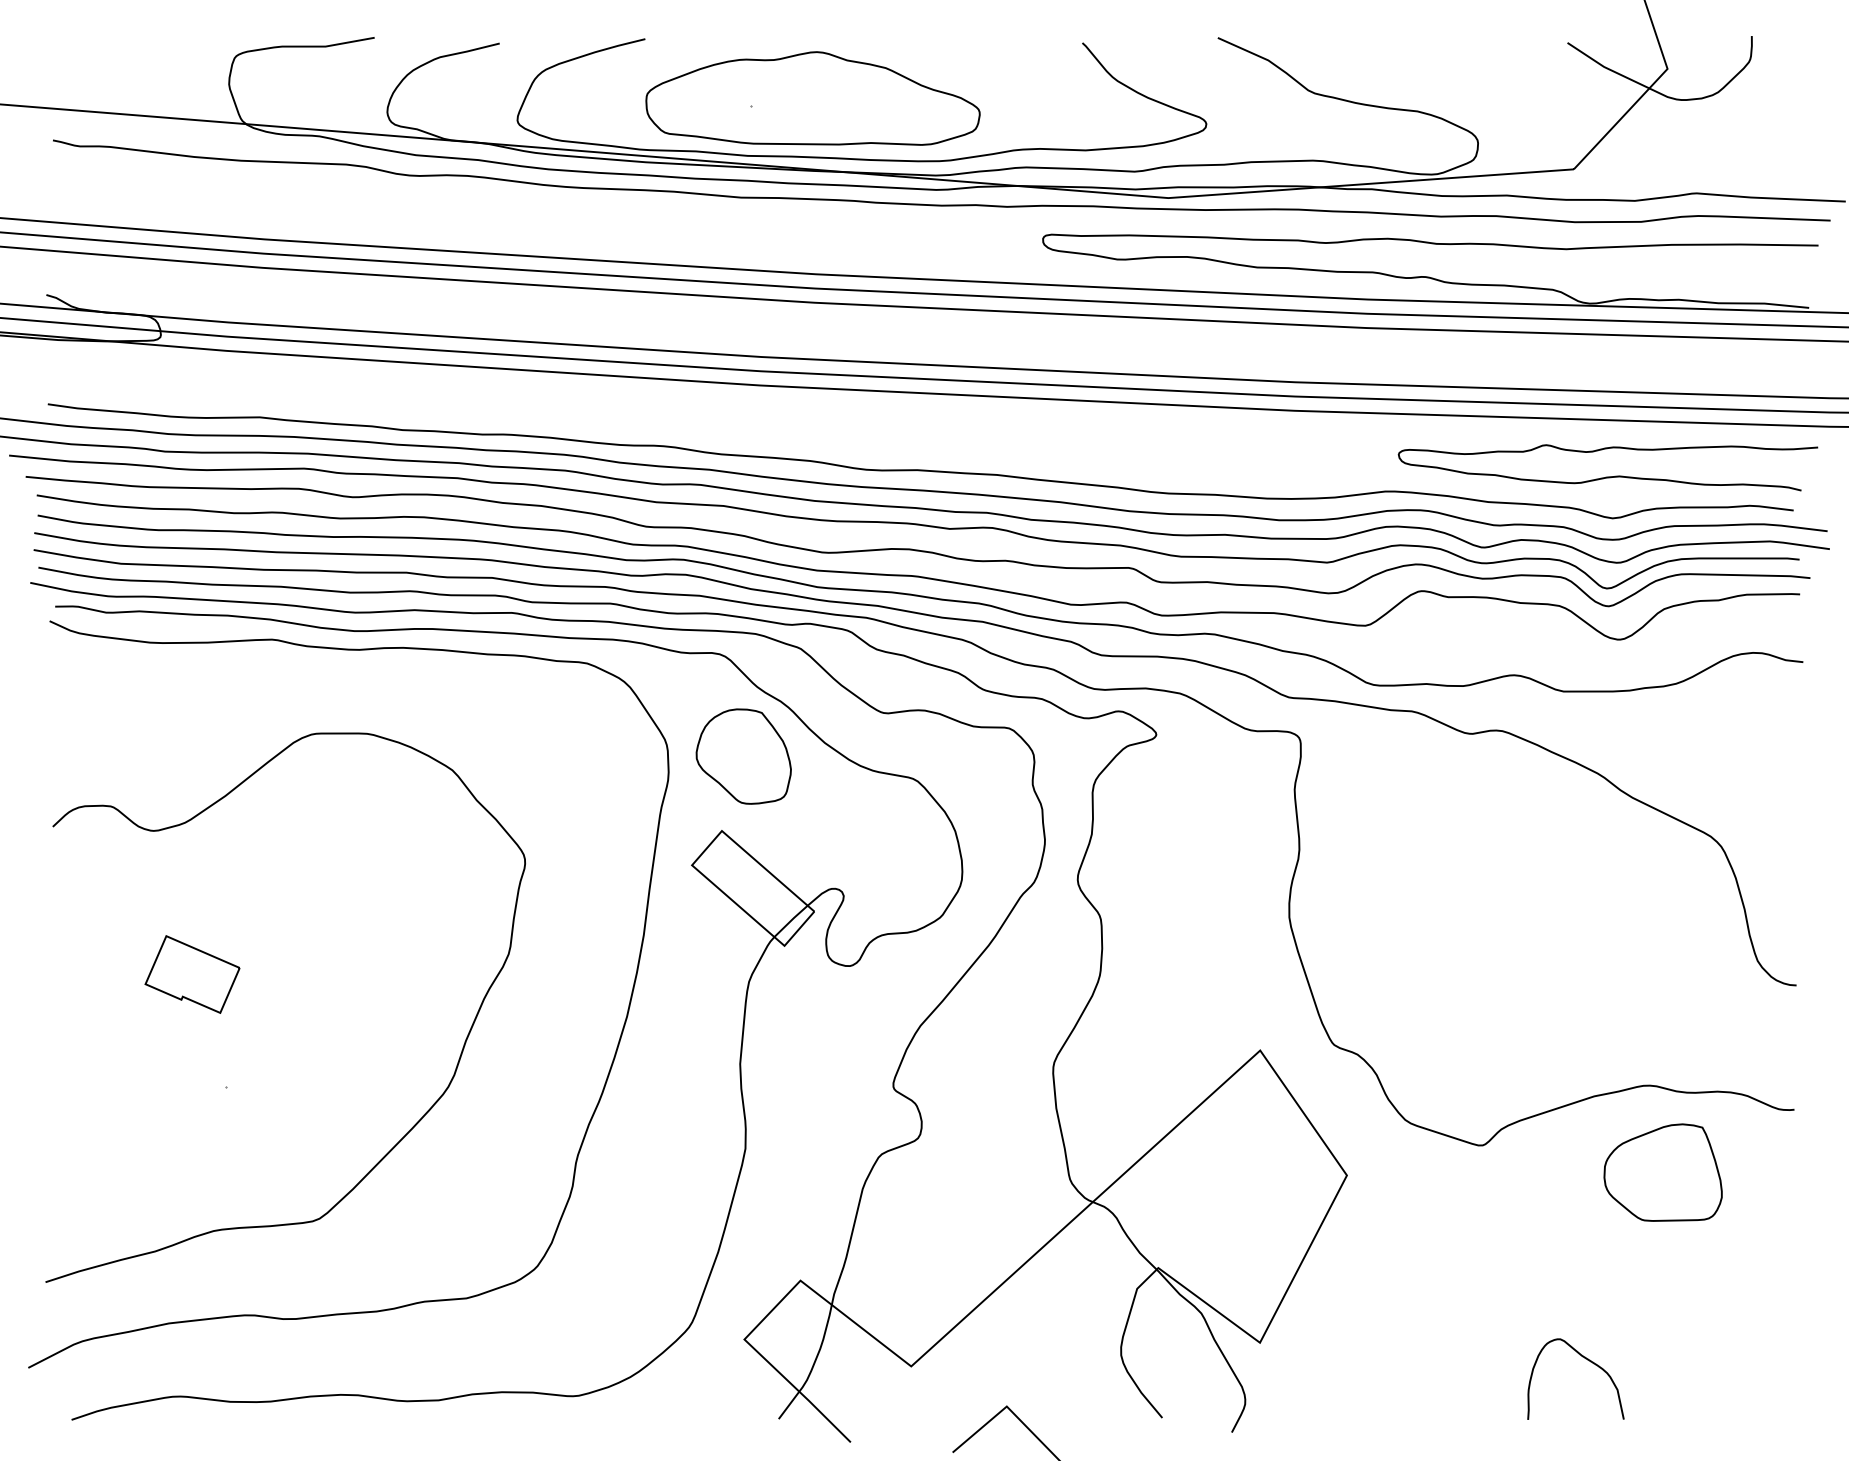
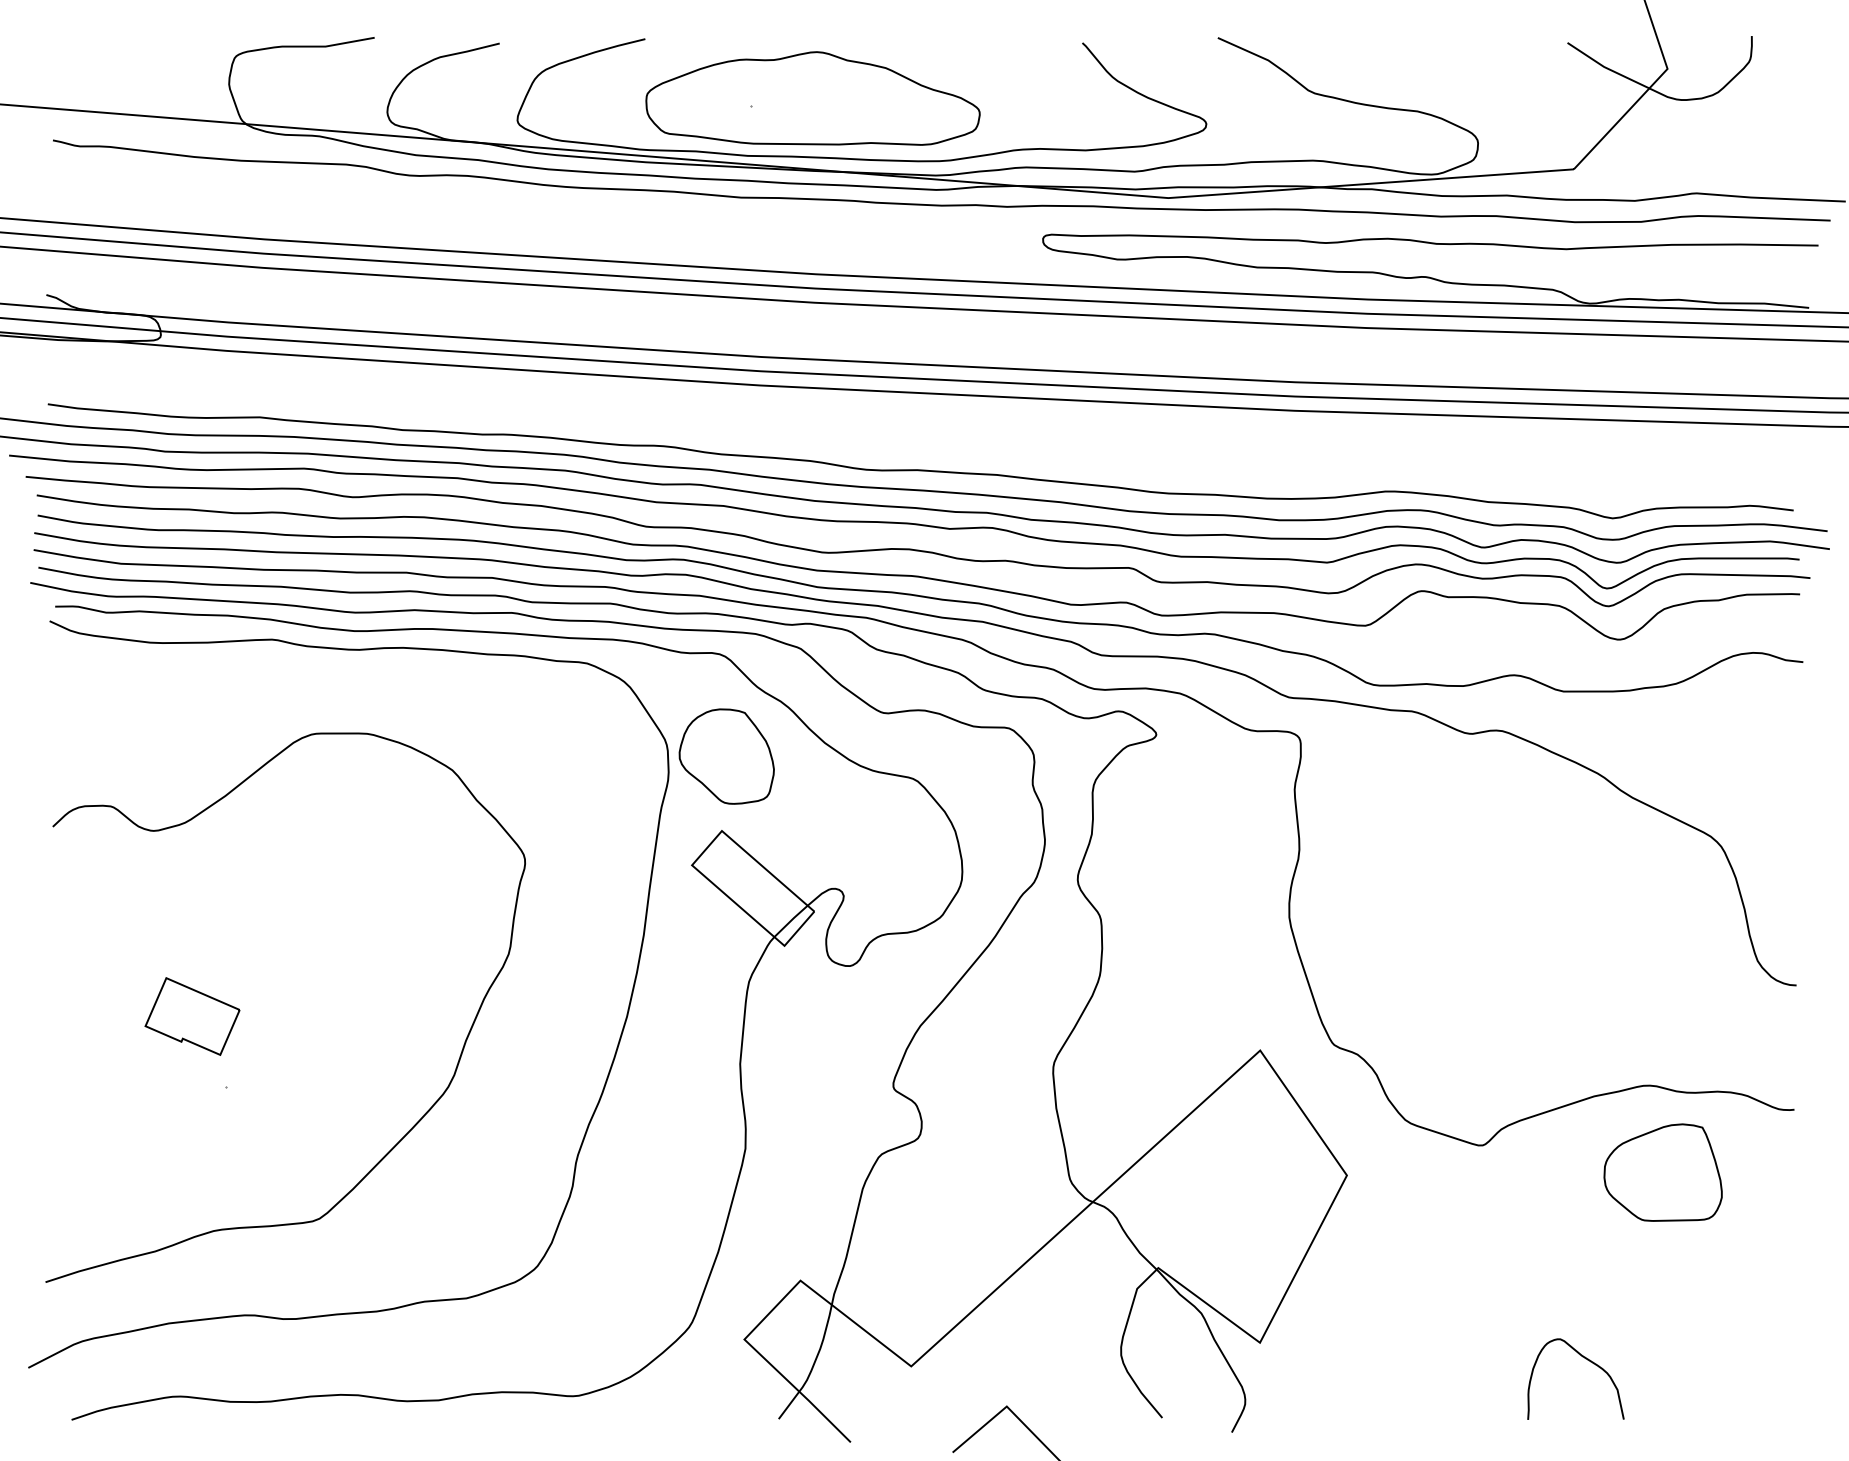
curve: present -> none (1607, 476)
part position: (743, 756) -> (726, 756) (726, 756)
part position: (192, 974) -> (192, 1016) (192, 1016)
